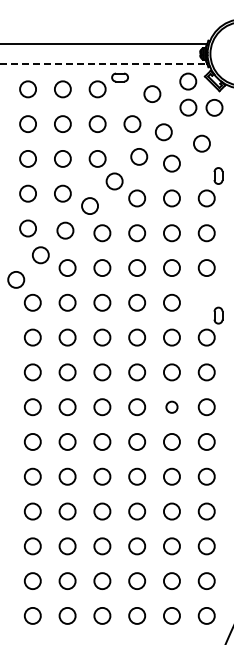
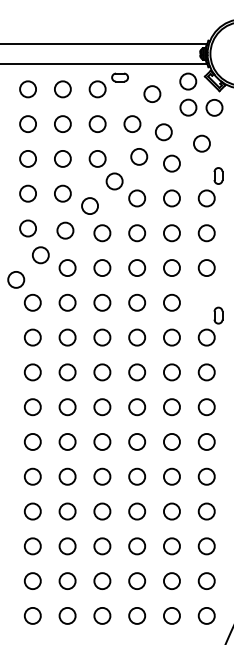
line: dashed -> solid (103, 63)
circle size: 14x14 px -> 18x19 px (171, 407)
